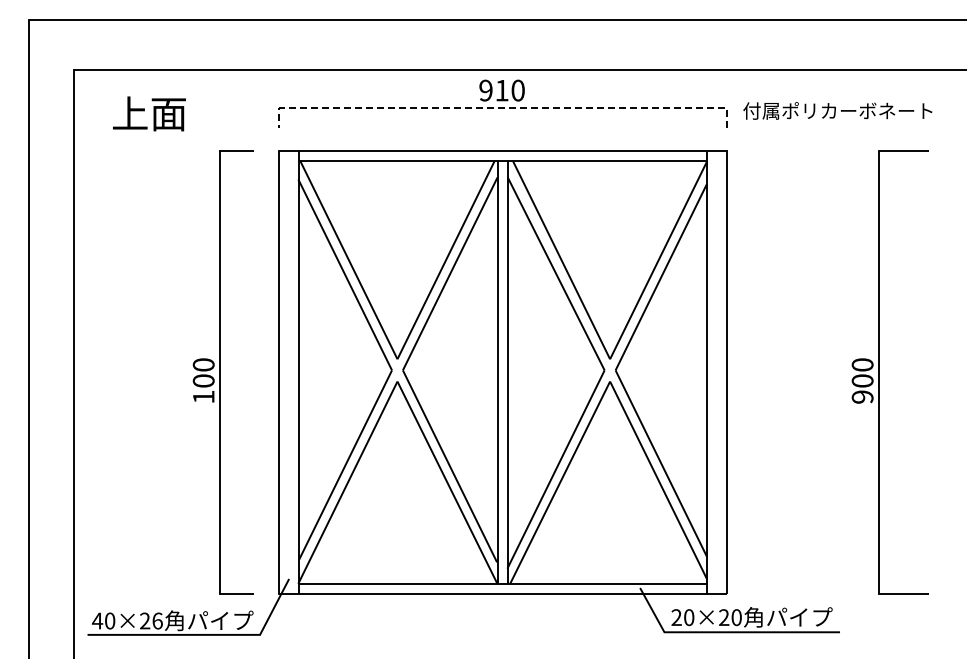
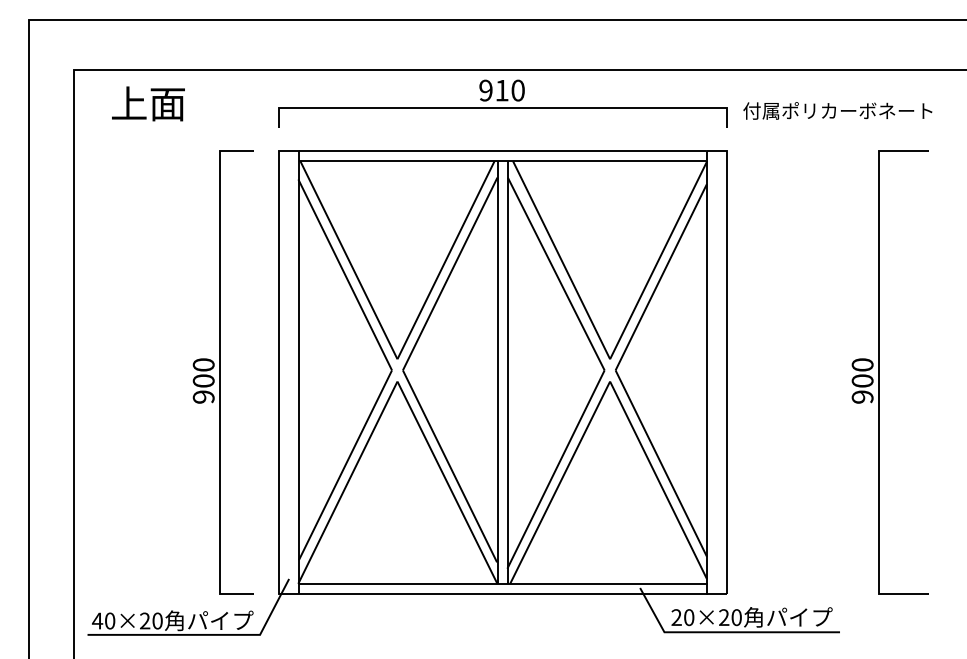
line: dashed -> solid (502, 108)
text position: (149, 113) -> (148, 103) (148, 103)
text: 100 -> 900 (203, 396)
text: 40×26 -> 40×20 (157, 620)
